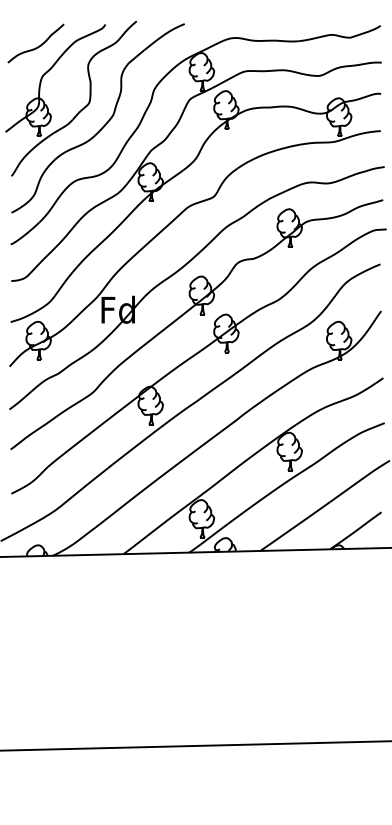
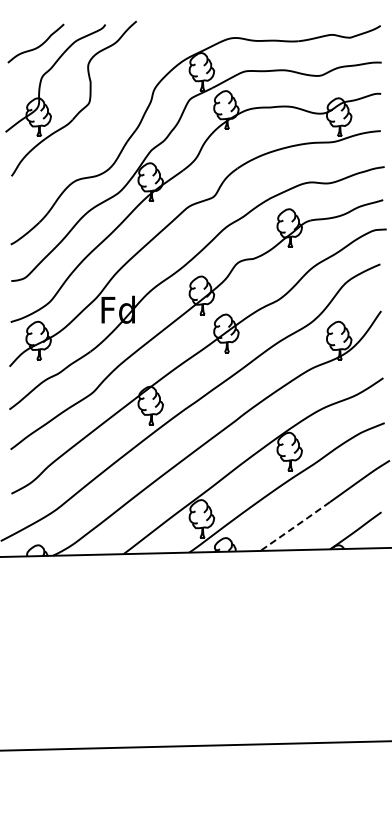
part: present -> none (104, 124)
line: solid -> dashed (295, 526)
